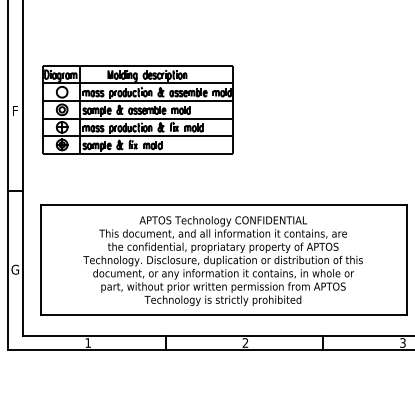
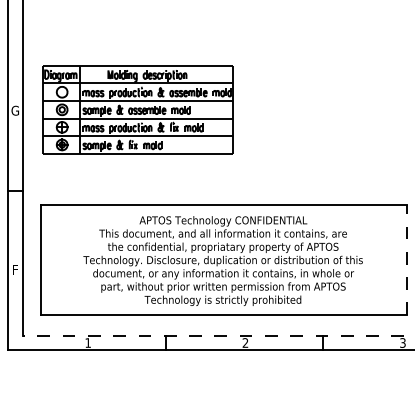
text: F -> G (15, 110)
line: solid -> dashed (406, 259)
text: G -> F (15, 269)
line: solid -> dashed (218, 335)
